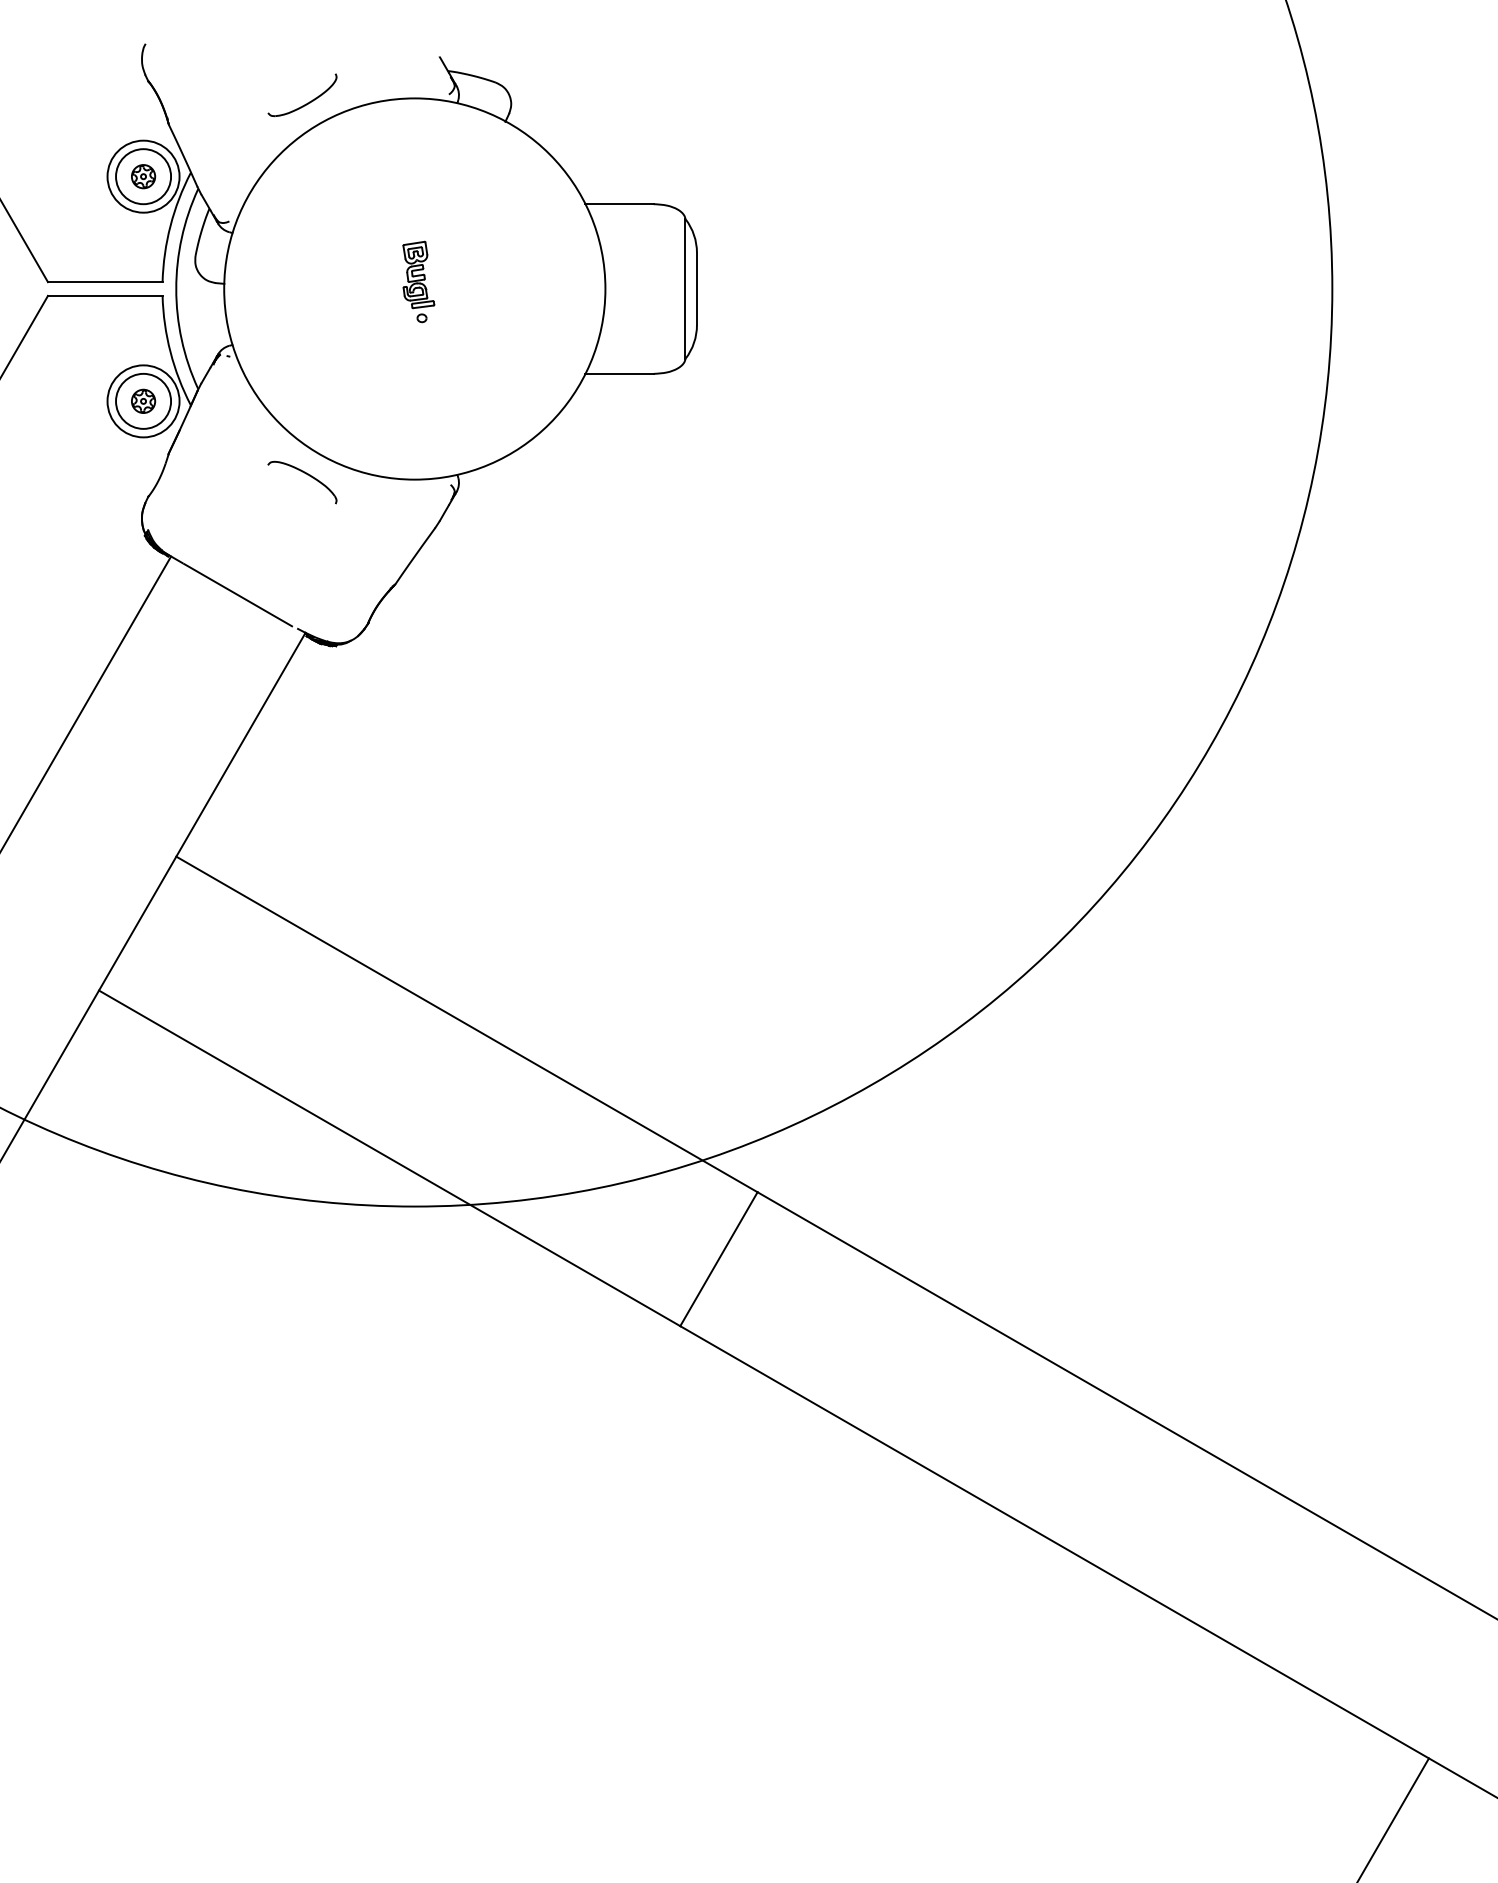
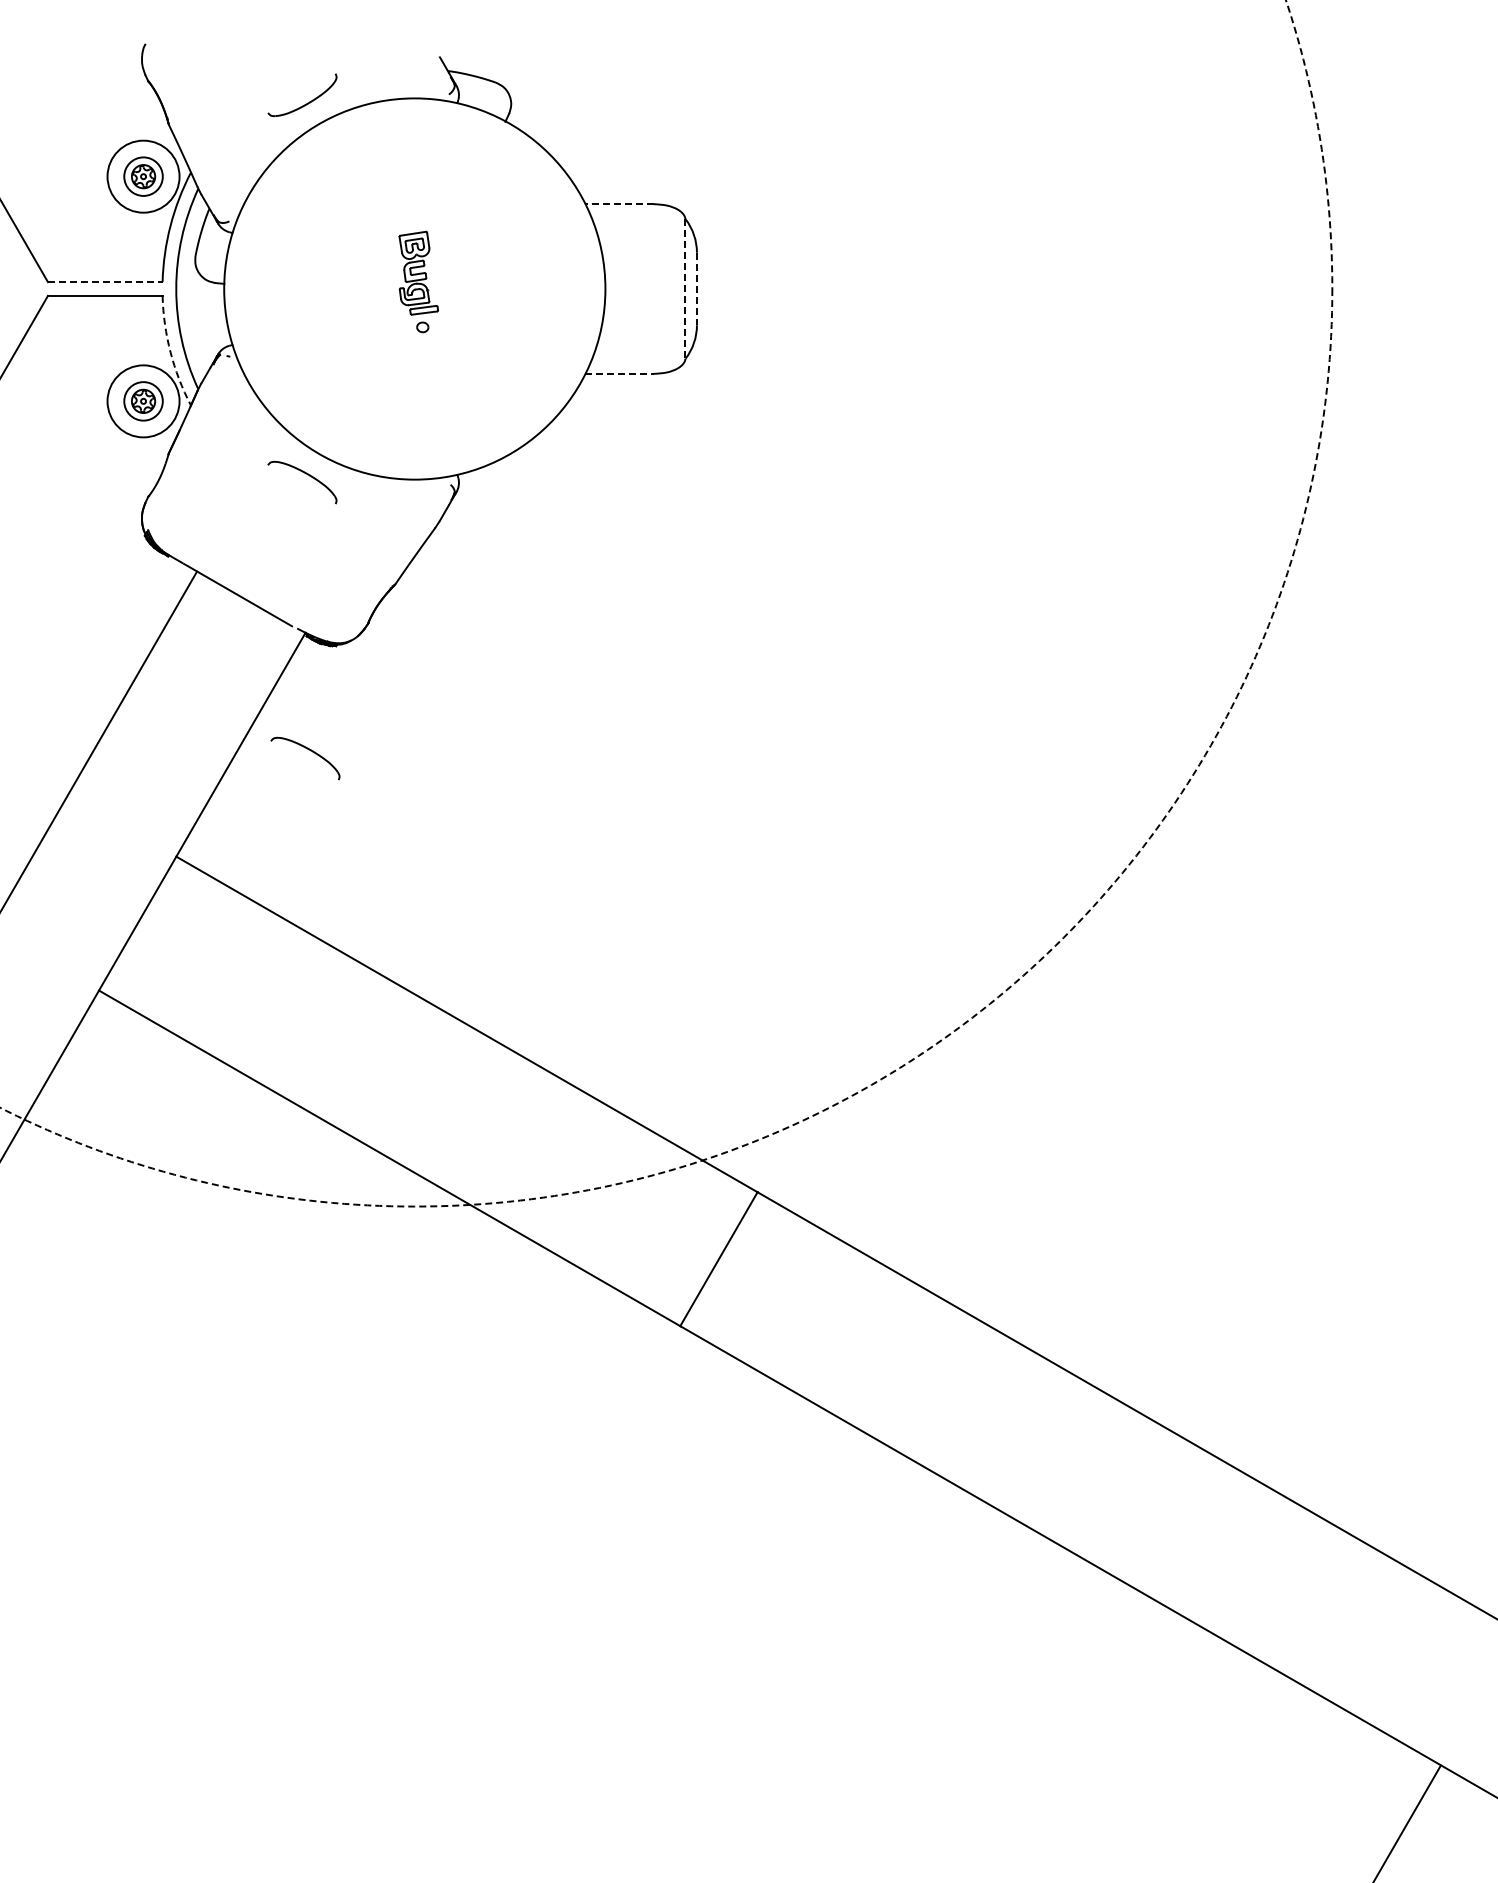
circle diameter: 55 px -> 39 px (143, 176)
line: solid -> dashed (619, 204)
part size: 34x84 px -> 42x104 px (418, 281)
line: solid -> dashed (105, 282)
line: solid -> dashed (685, 289)
line: solid -> dashed (696, 289)
arc: solid -> dashed (170, 352)
line: solid -> dashed (619, 373)
circle diameter: 55 px -> 39 px (143, 401)
circle: solid -> dashed (666, 603)
line position: (86, 702) -> (99, 740) (99, 740)
part: none -> present (310, 751)
line position: (1393, 1818) -> (1407, 1822) (1407, 1822)
